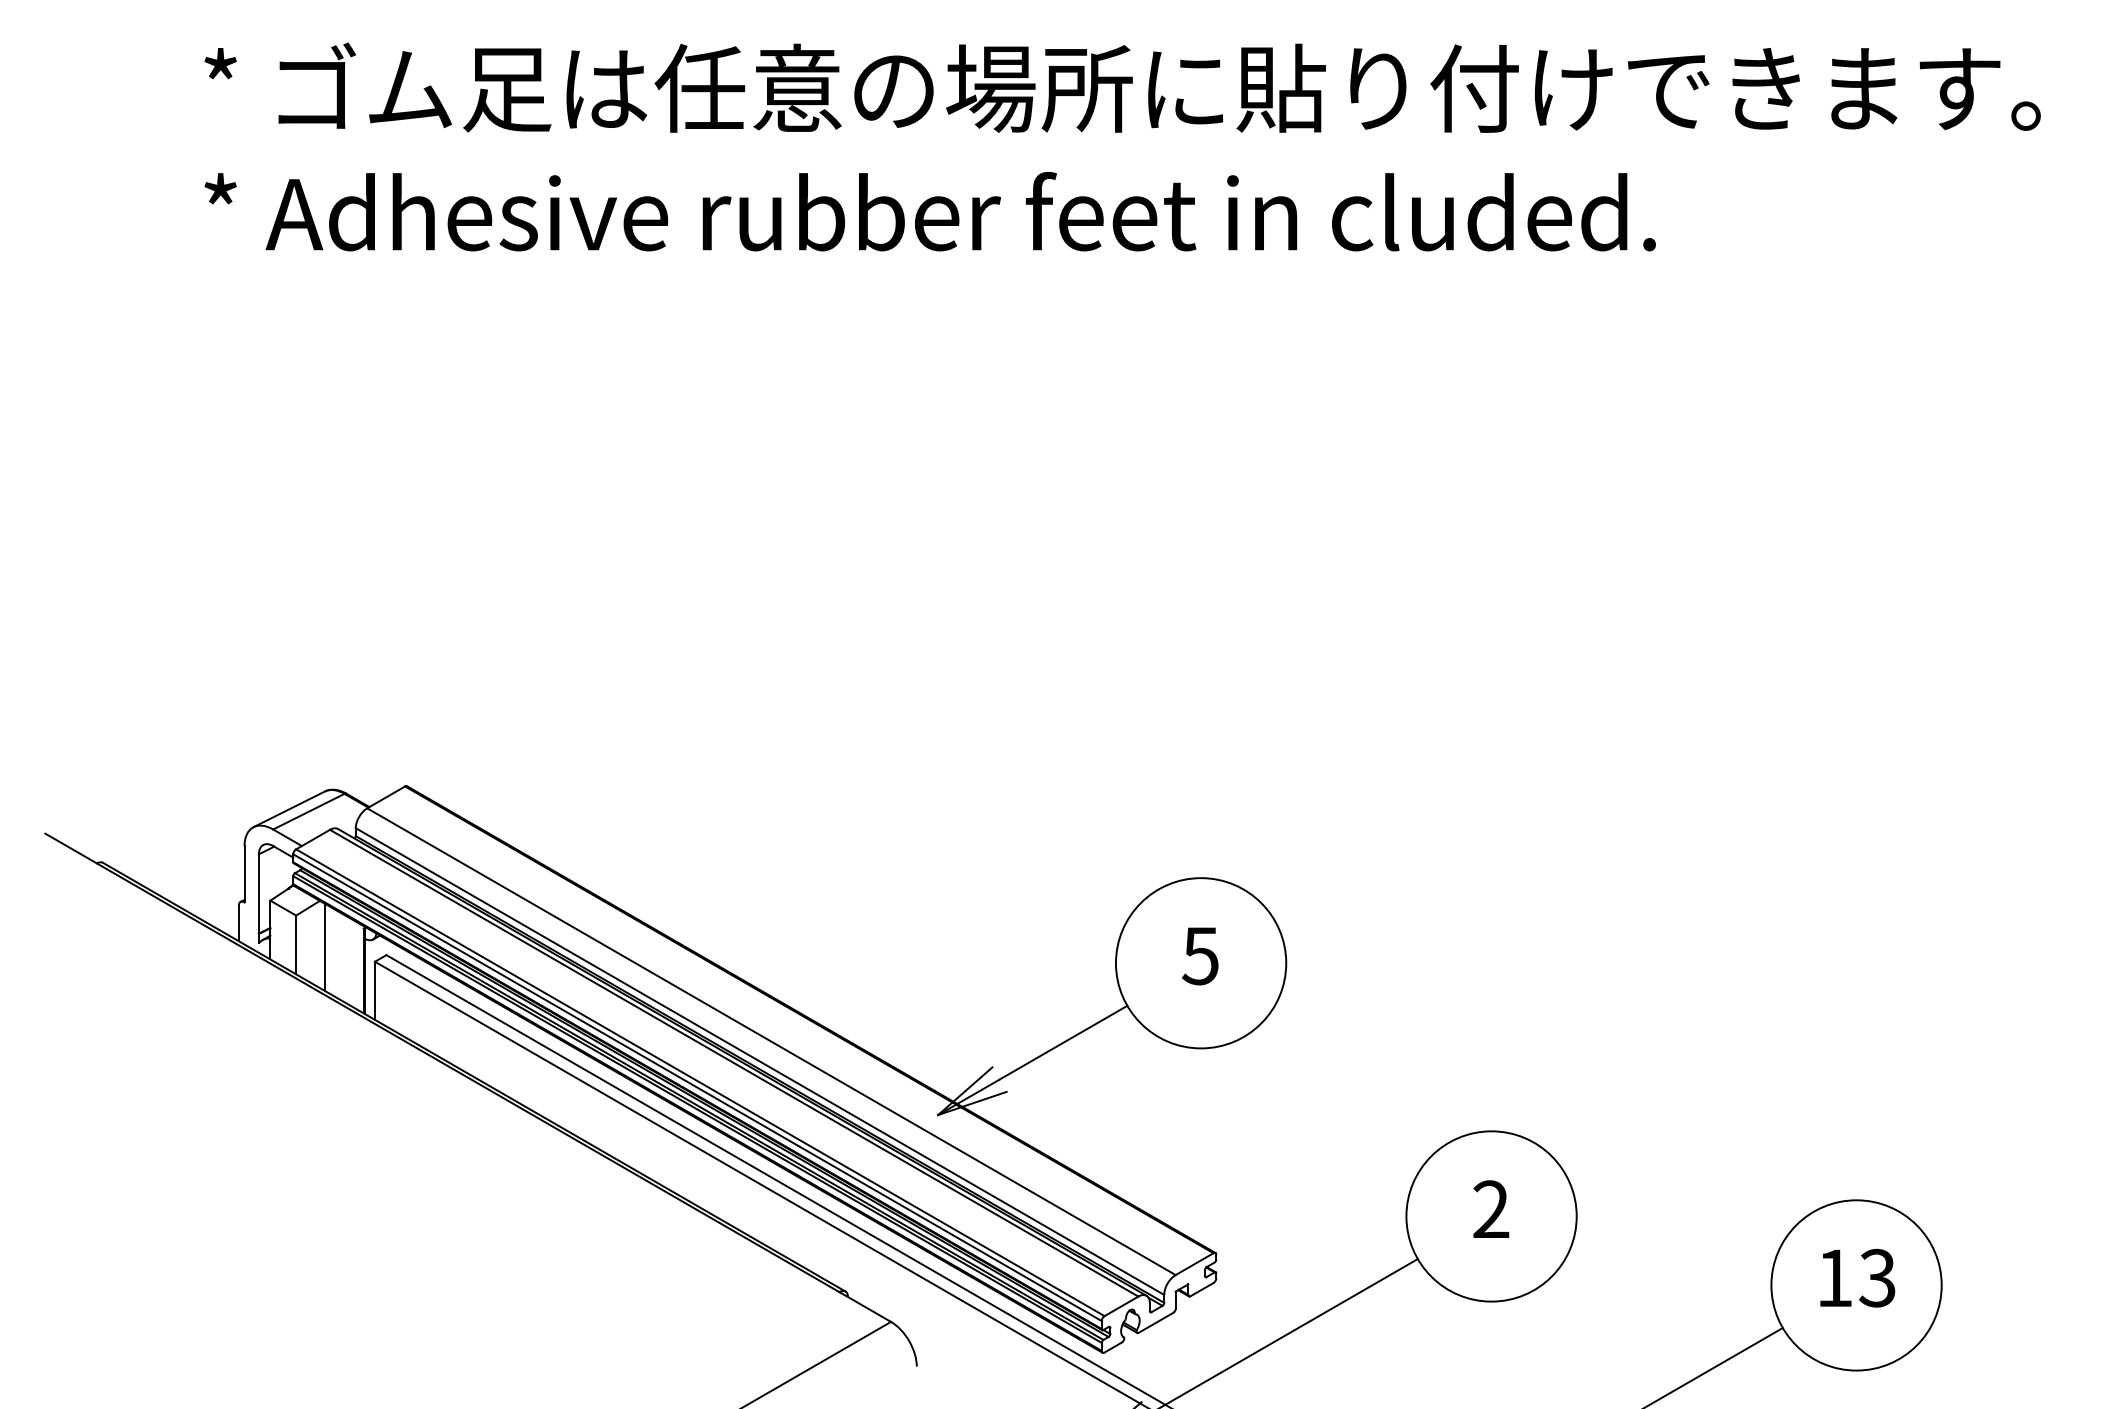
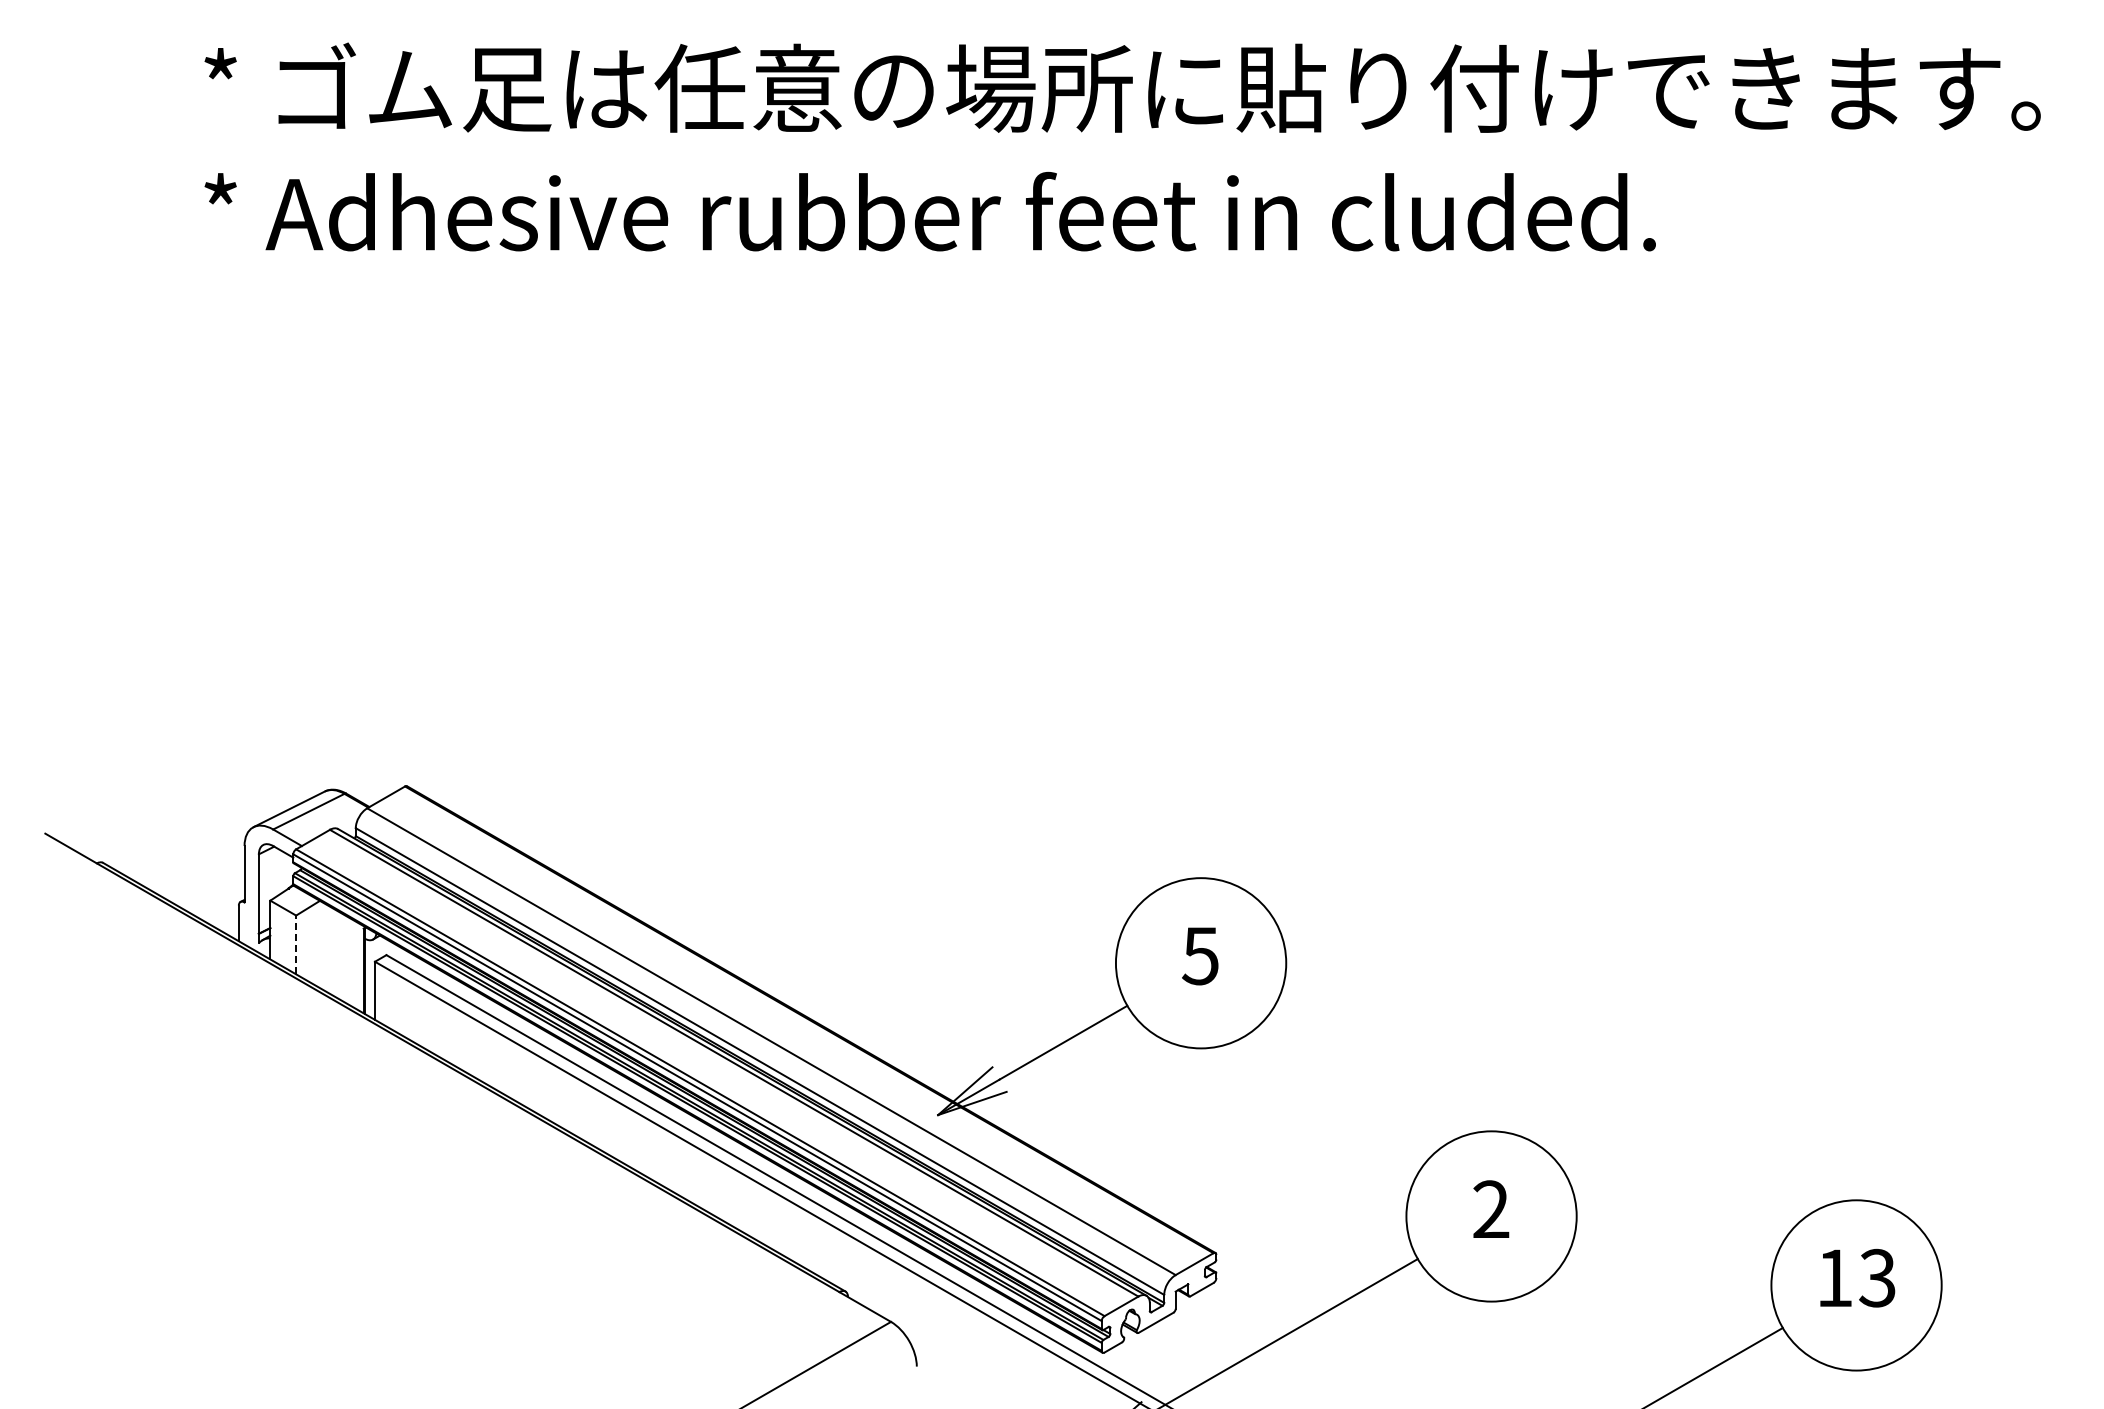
line: solid -> dashed (296, 944)
line: present -> none (324, 946)
